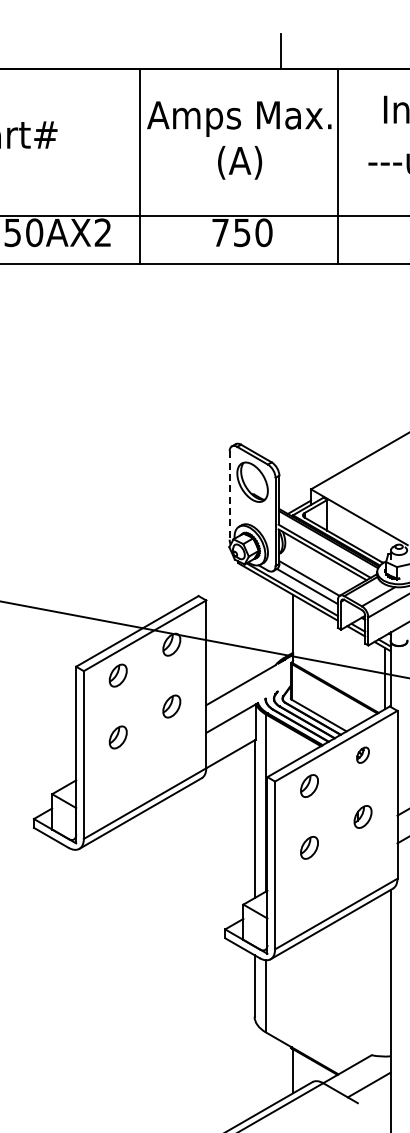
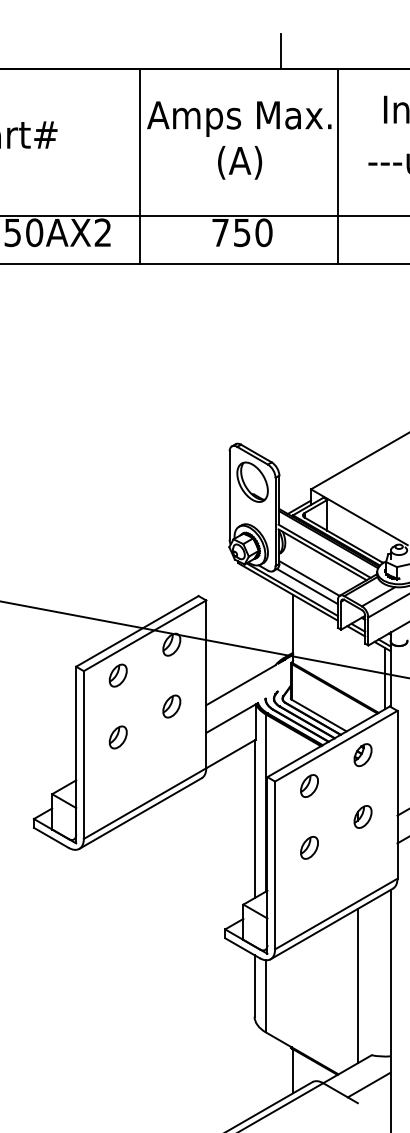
line: dashed -> solid (229, 496)
part size: 14x18 px -> 20x25 px (362, 755)
line: none -> present (357, 986)
